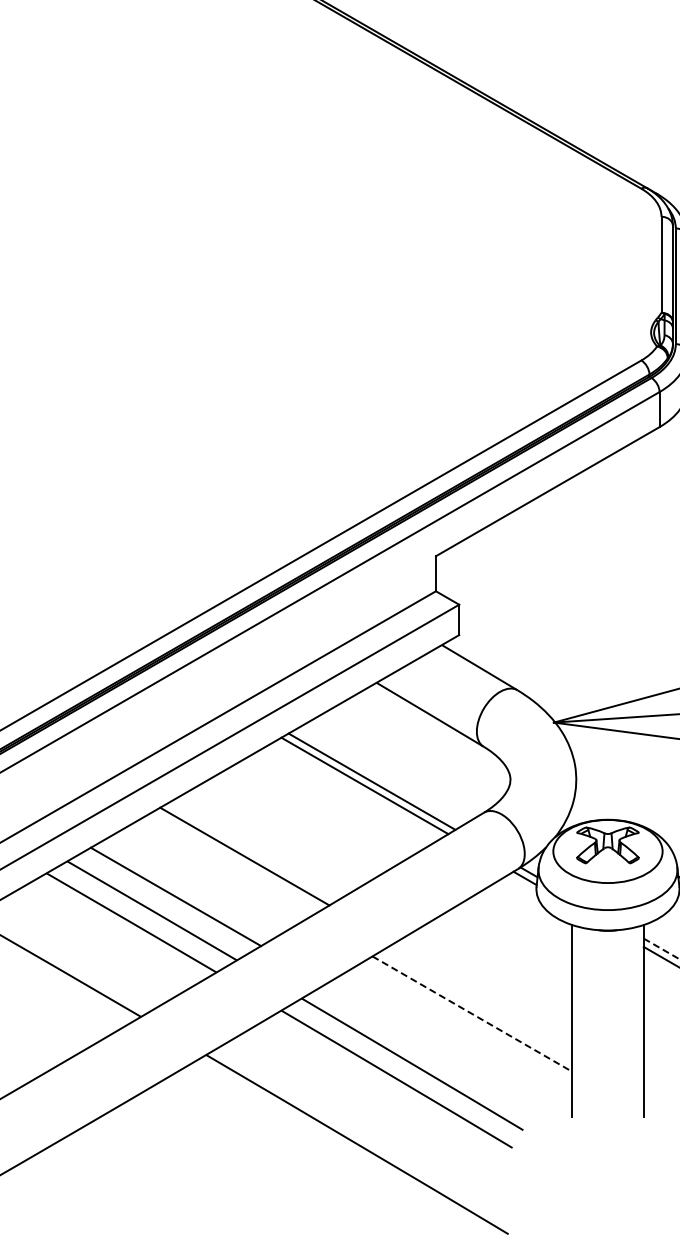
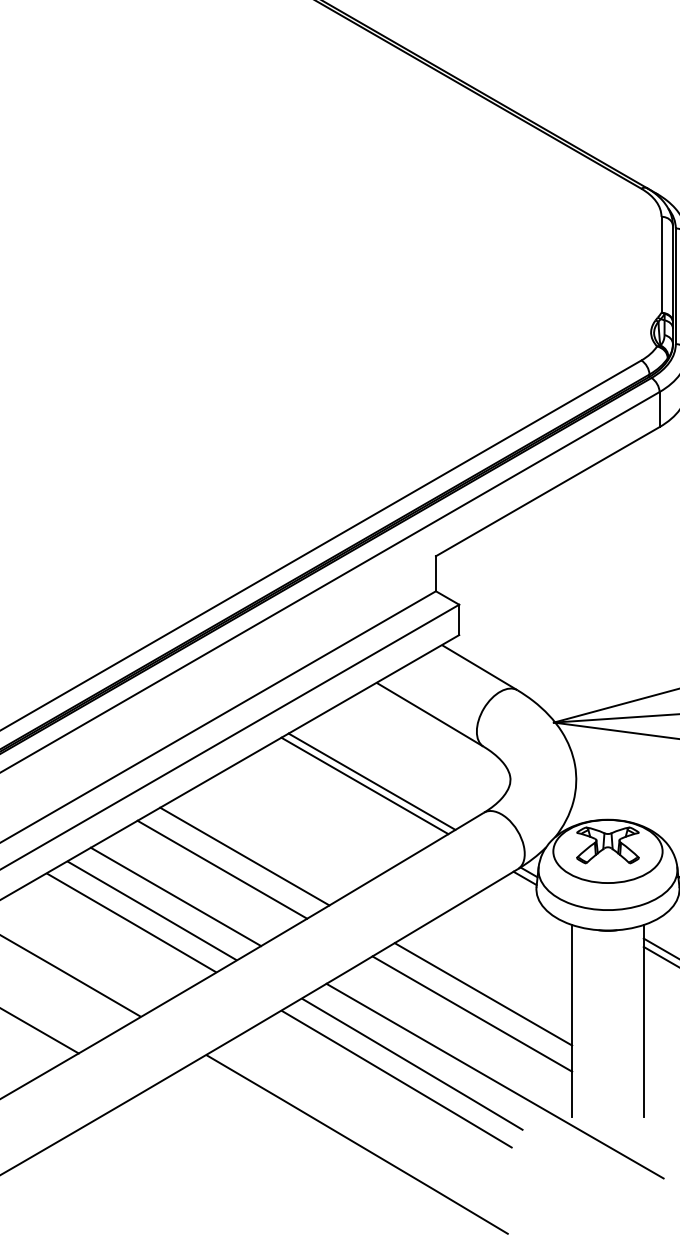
line: none -> present (222, 869)
line: dashed -> solid (661, 949)
line: none -> present (483, 994)
line: dashed -> solid (472, 1014)
line: none -> present (40, 1031)
line: none -> present (494, 1080)
